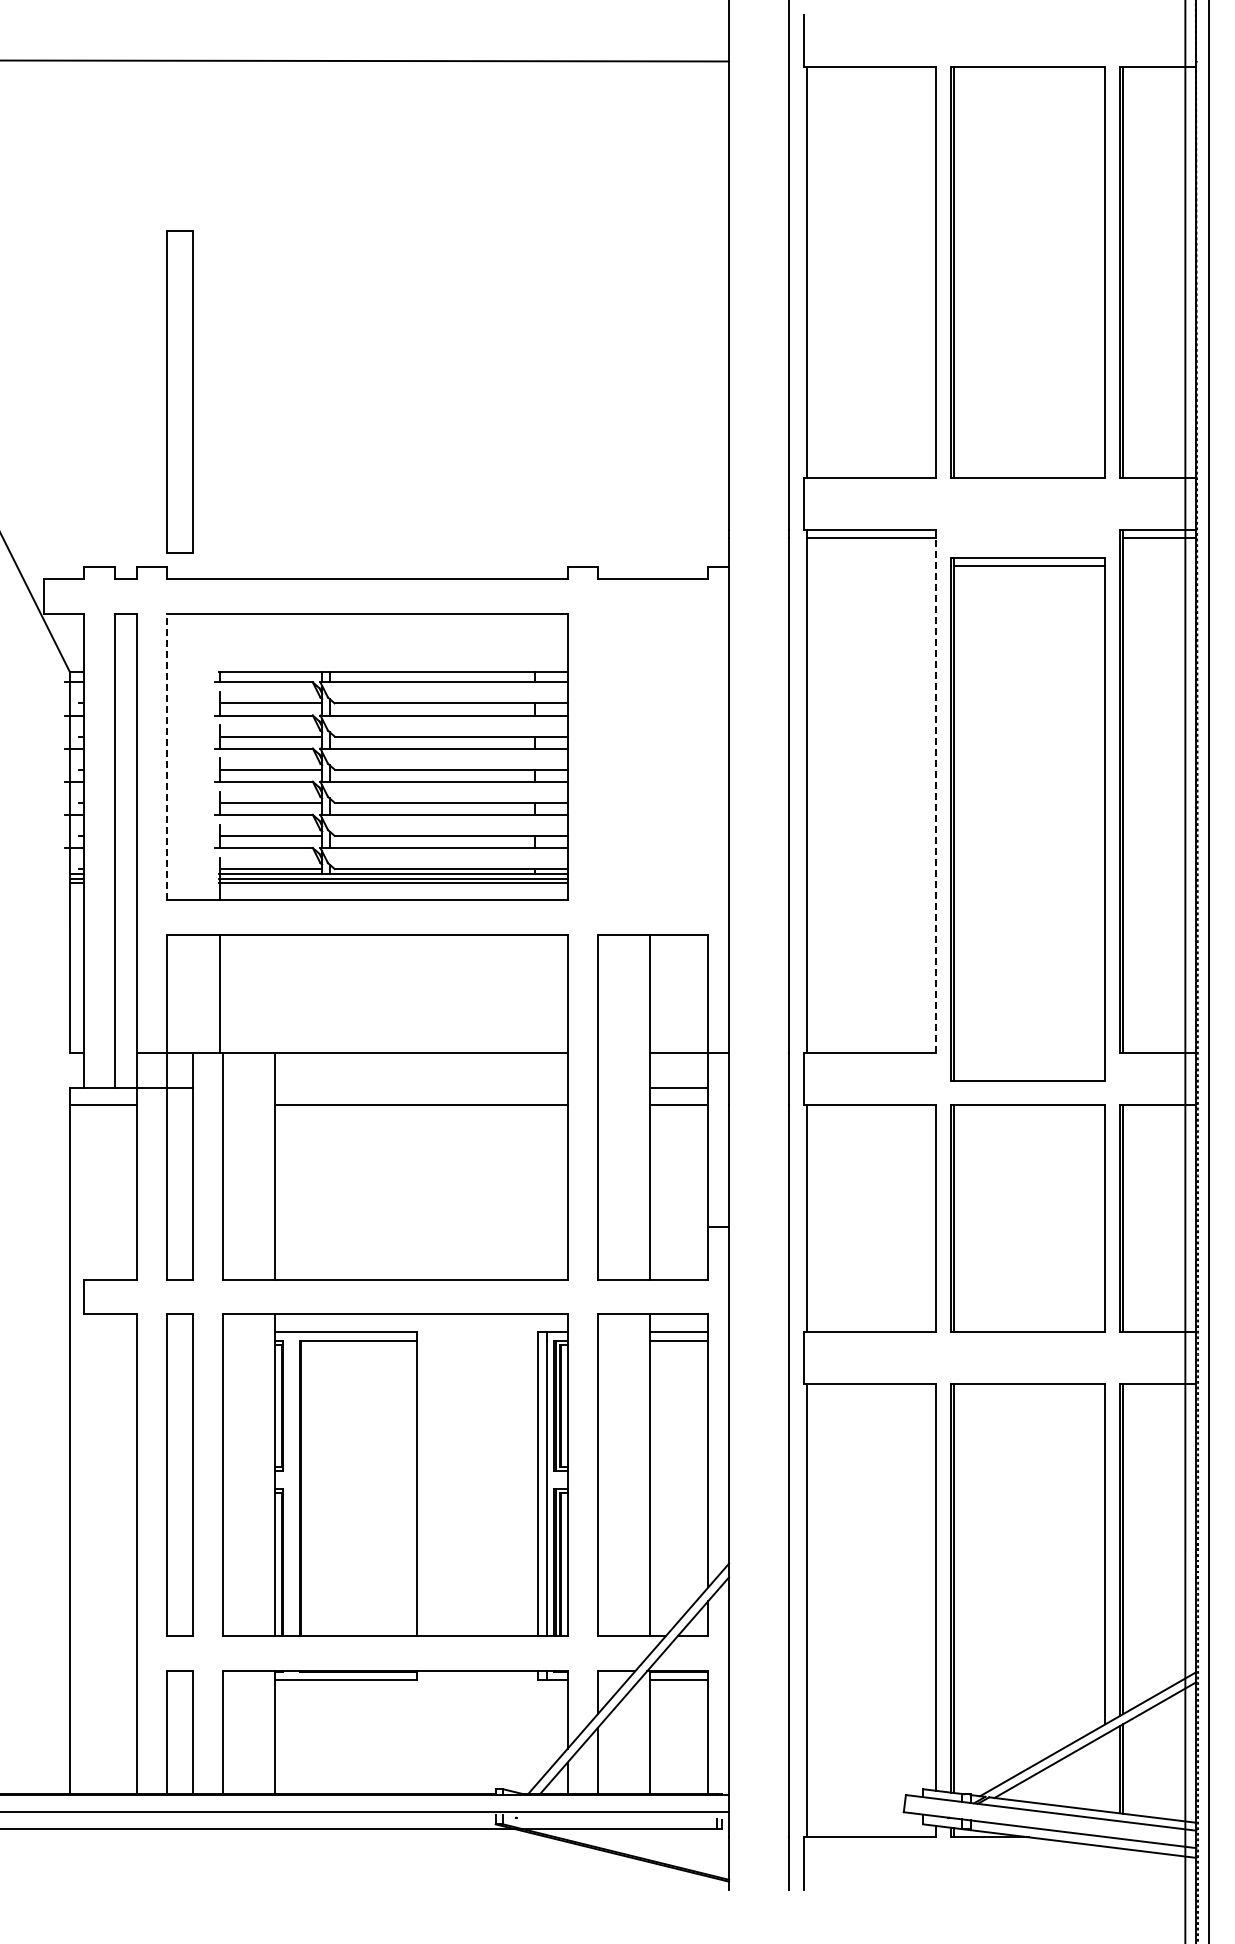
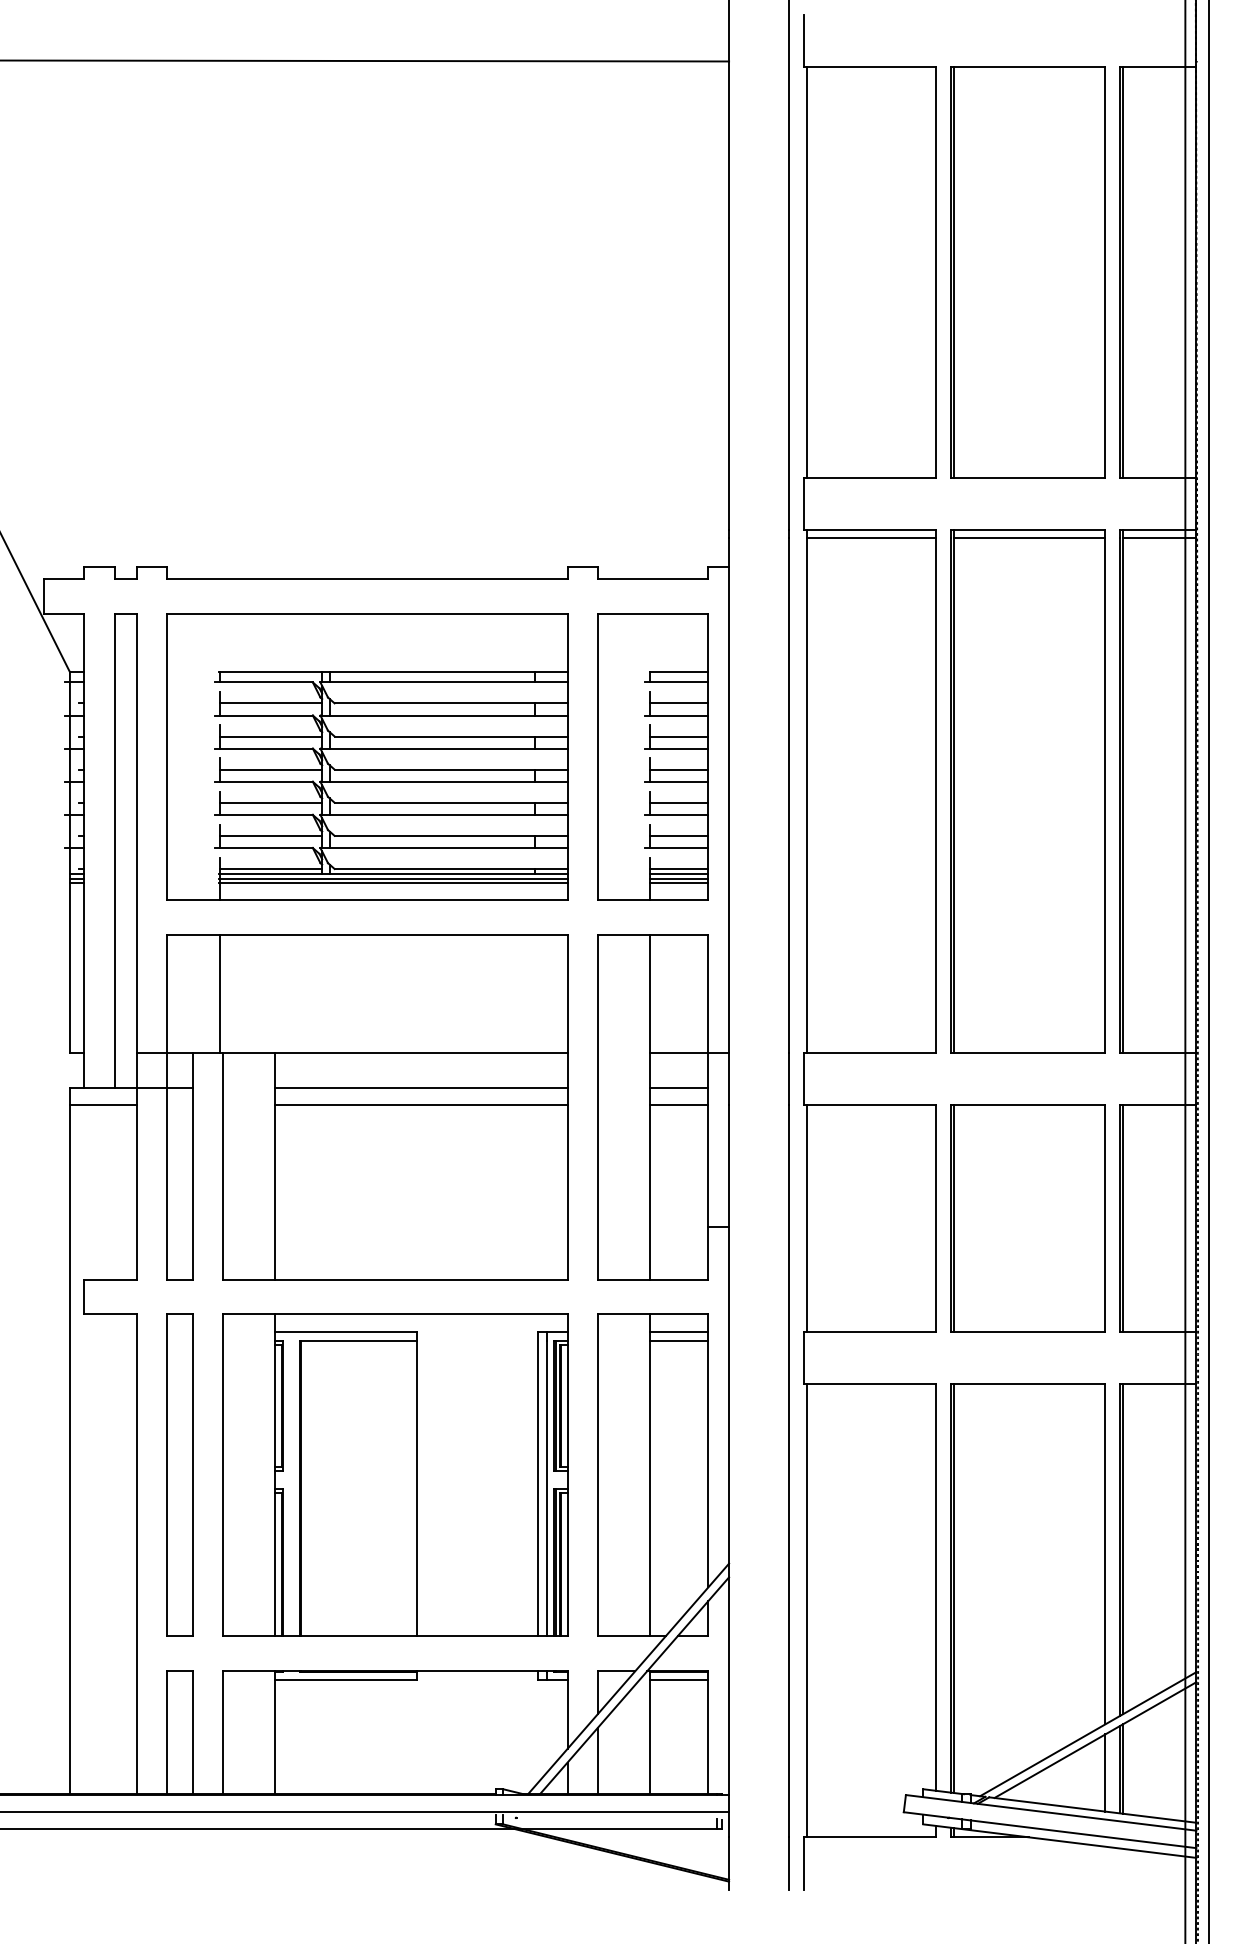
part: present -> none (179, 391)
line: dashed -> solid (167, 756)
part: none -> present (652, 756)
line: dashed -> solid (935, 795)
part position: (1027, 819) -> (1027, 791) (1027, 791)
line: none -> present (421, 1087)
line: none -> present (1105, 1772)
